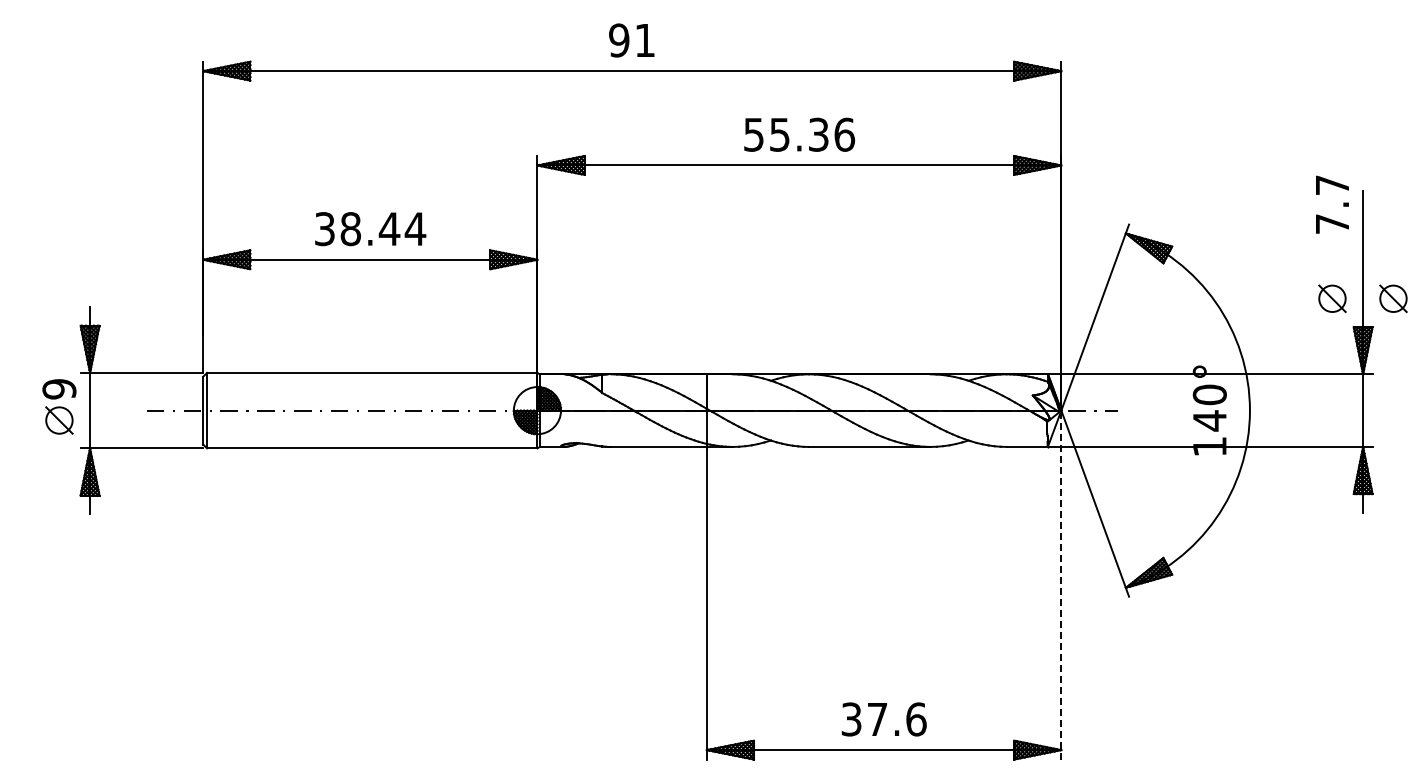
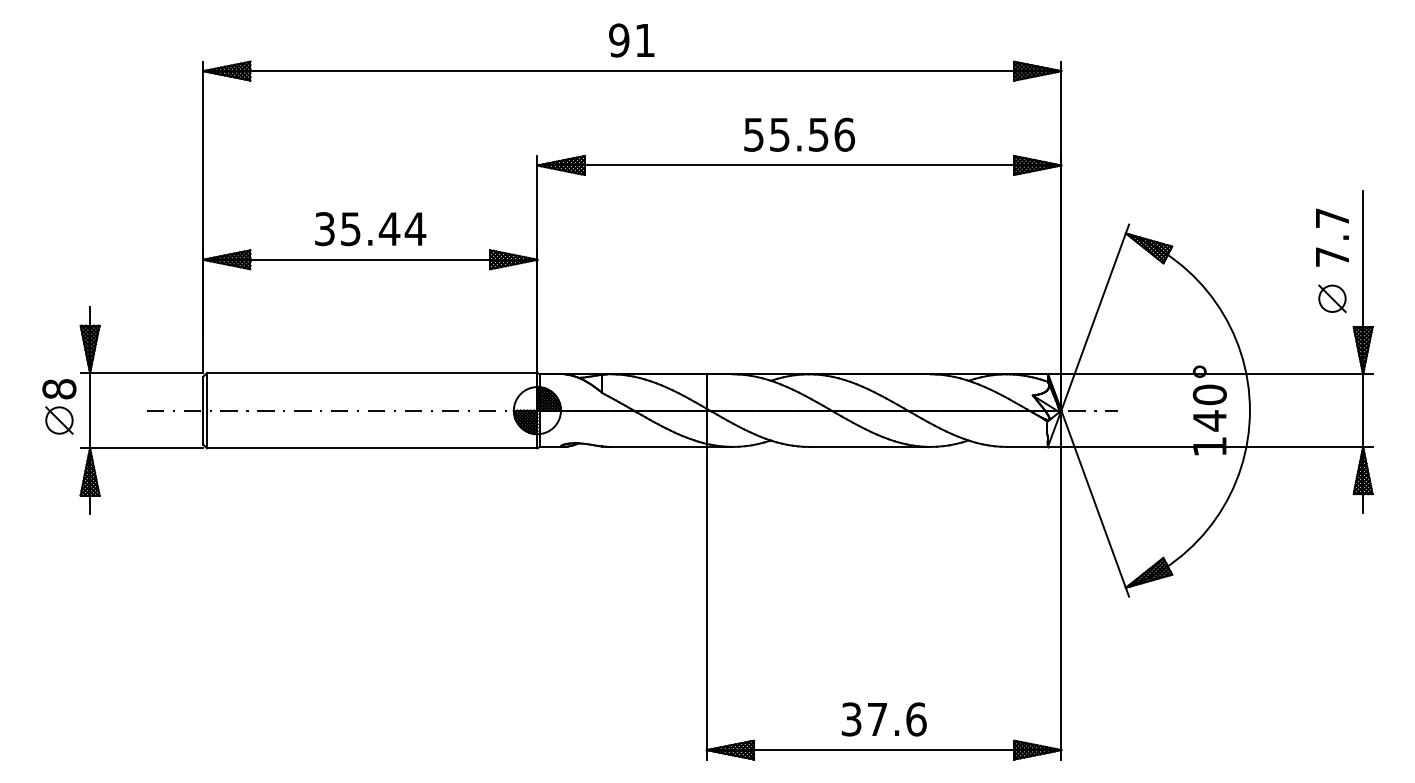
text: 55.36 -> 55.56 (818, 134)
text position: (1332, 204) -> (1332, 237) (1332, 237)
text: 38.44 -> 35.44 (350, 229)
part: present -> none (1393, 298)
text: 9 -> 8 (59, 389)
line: dashed -> solid (1061, 584)
